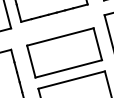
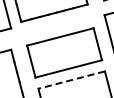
line: solid -> dashed (71, 80)
